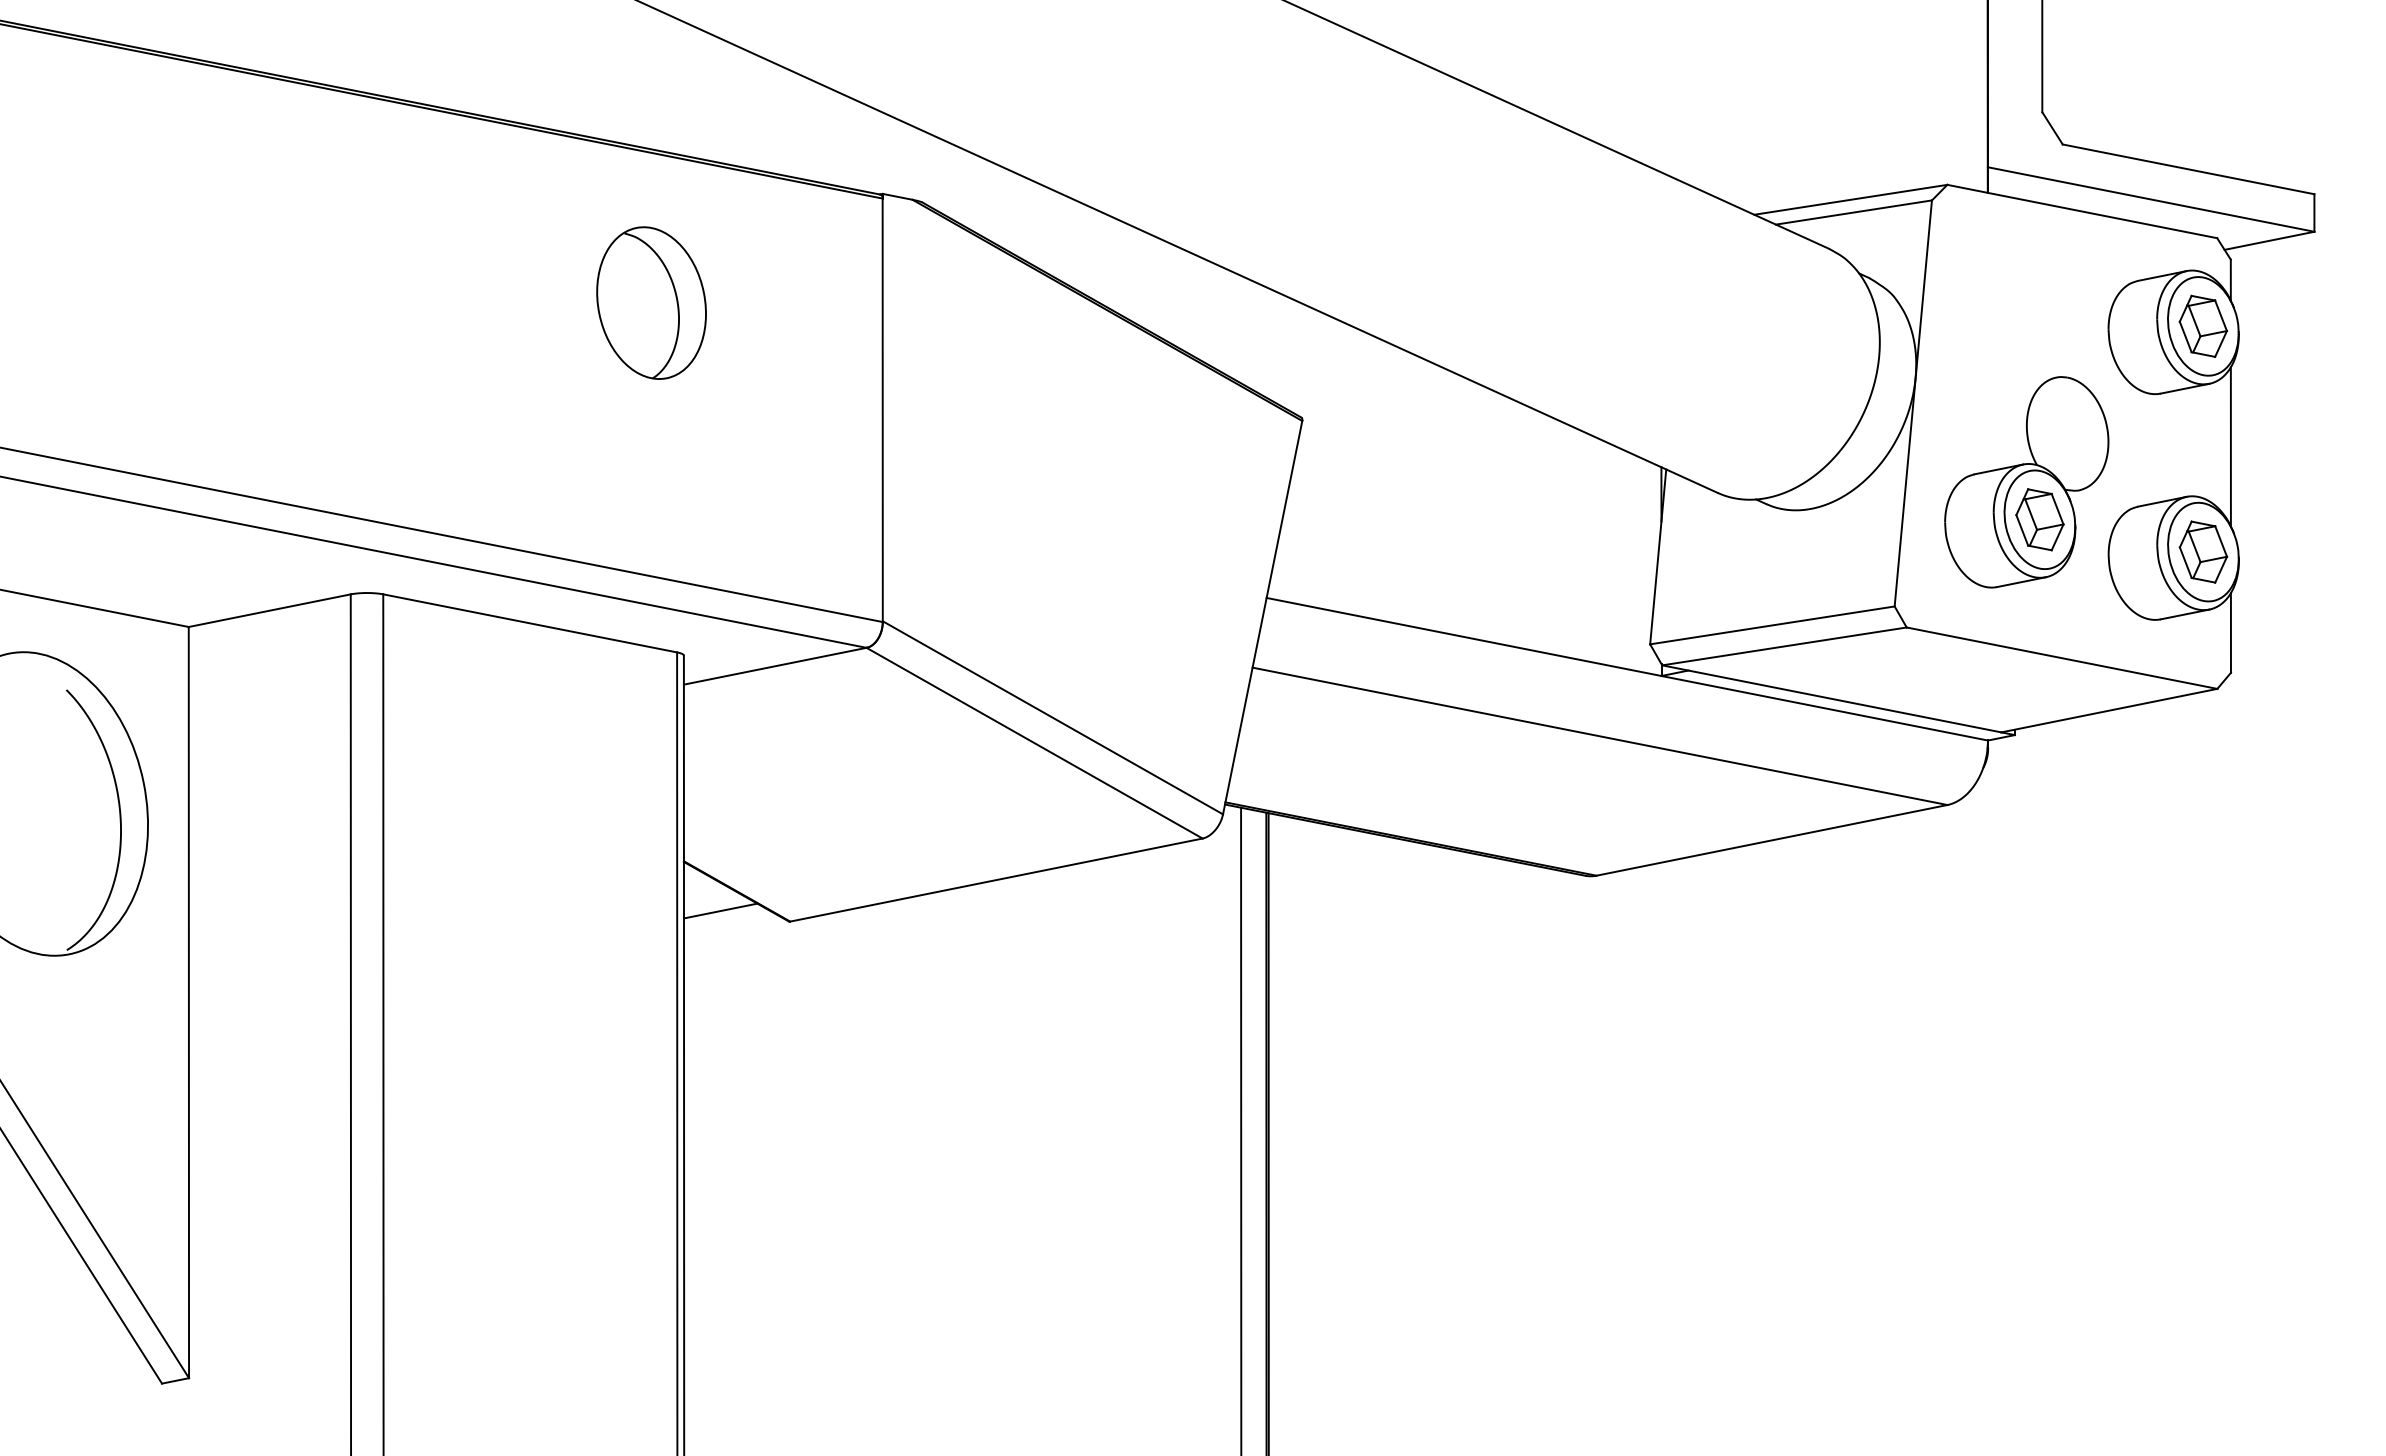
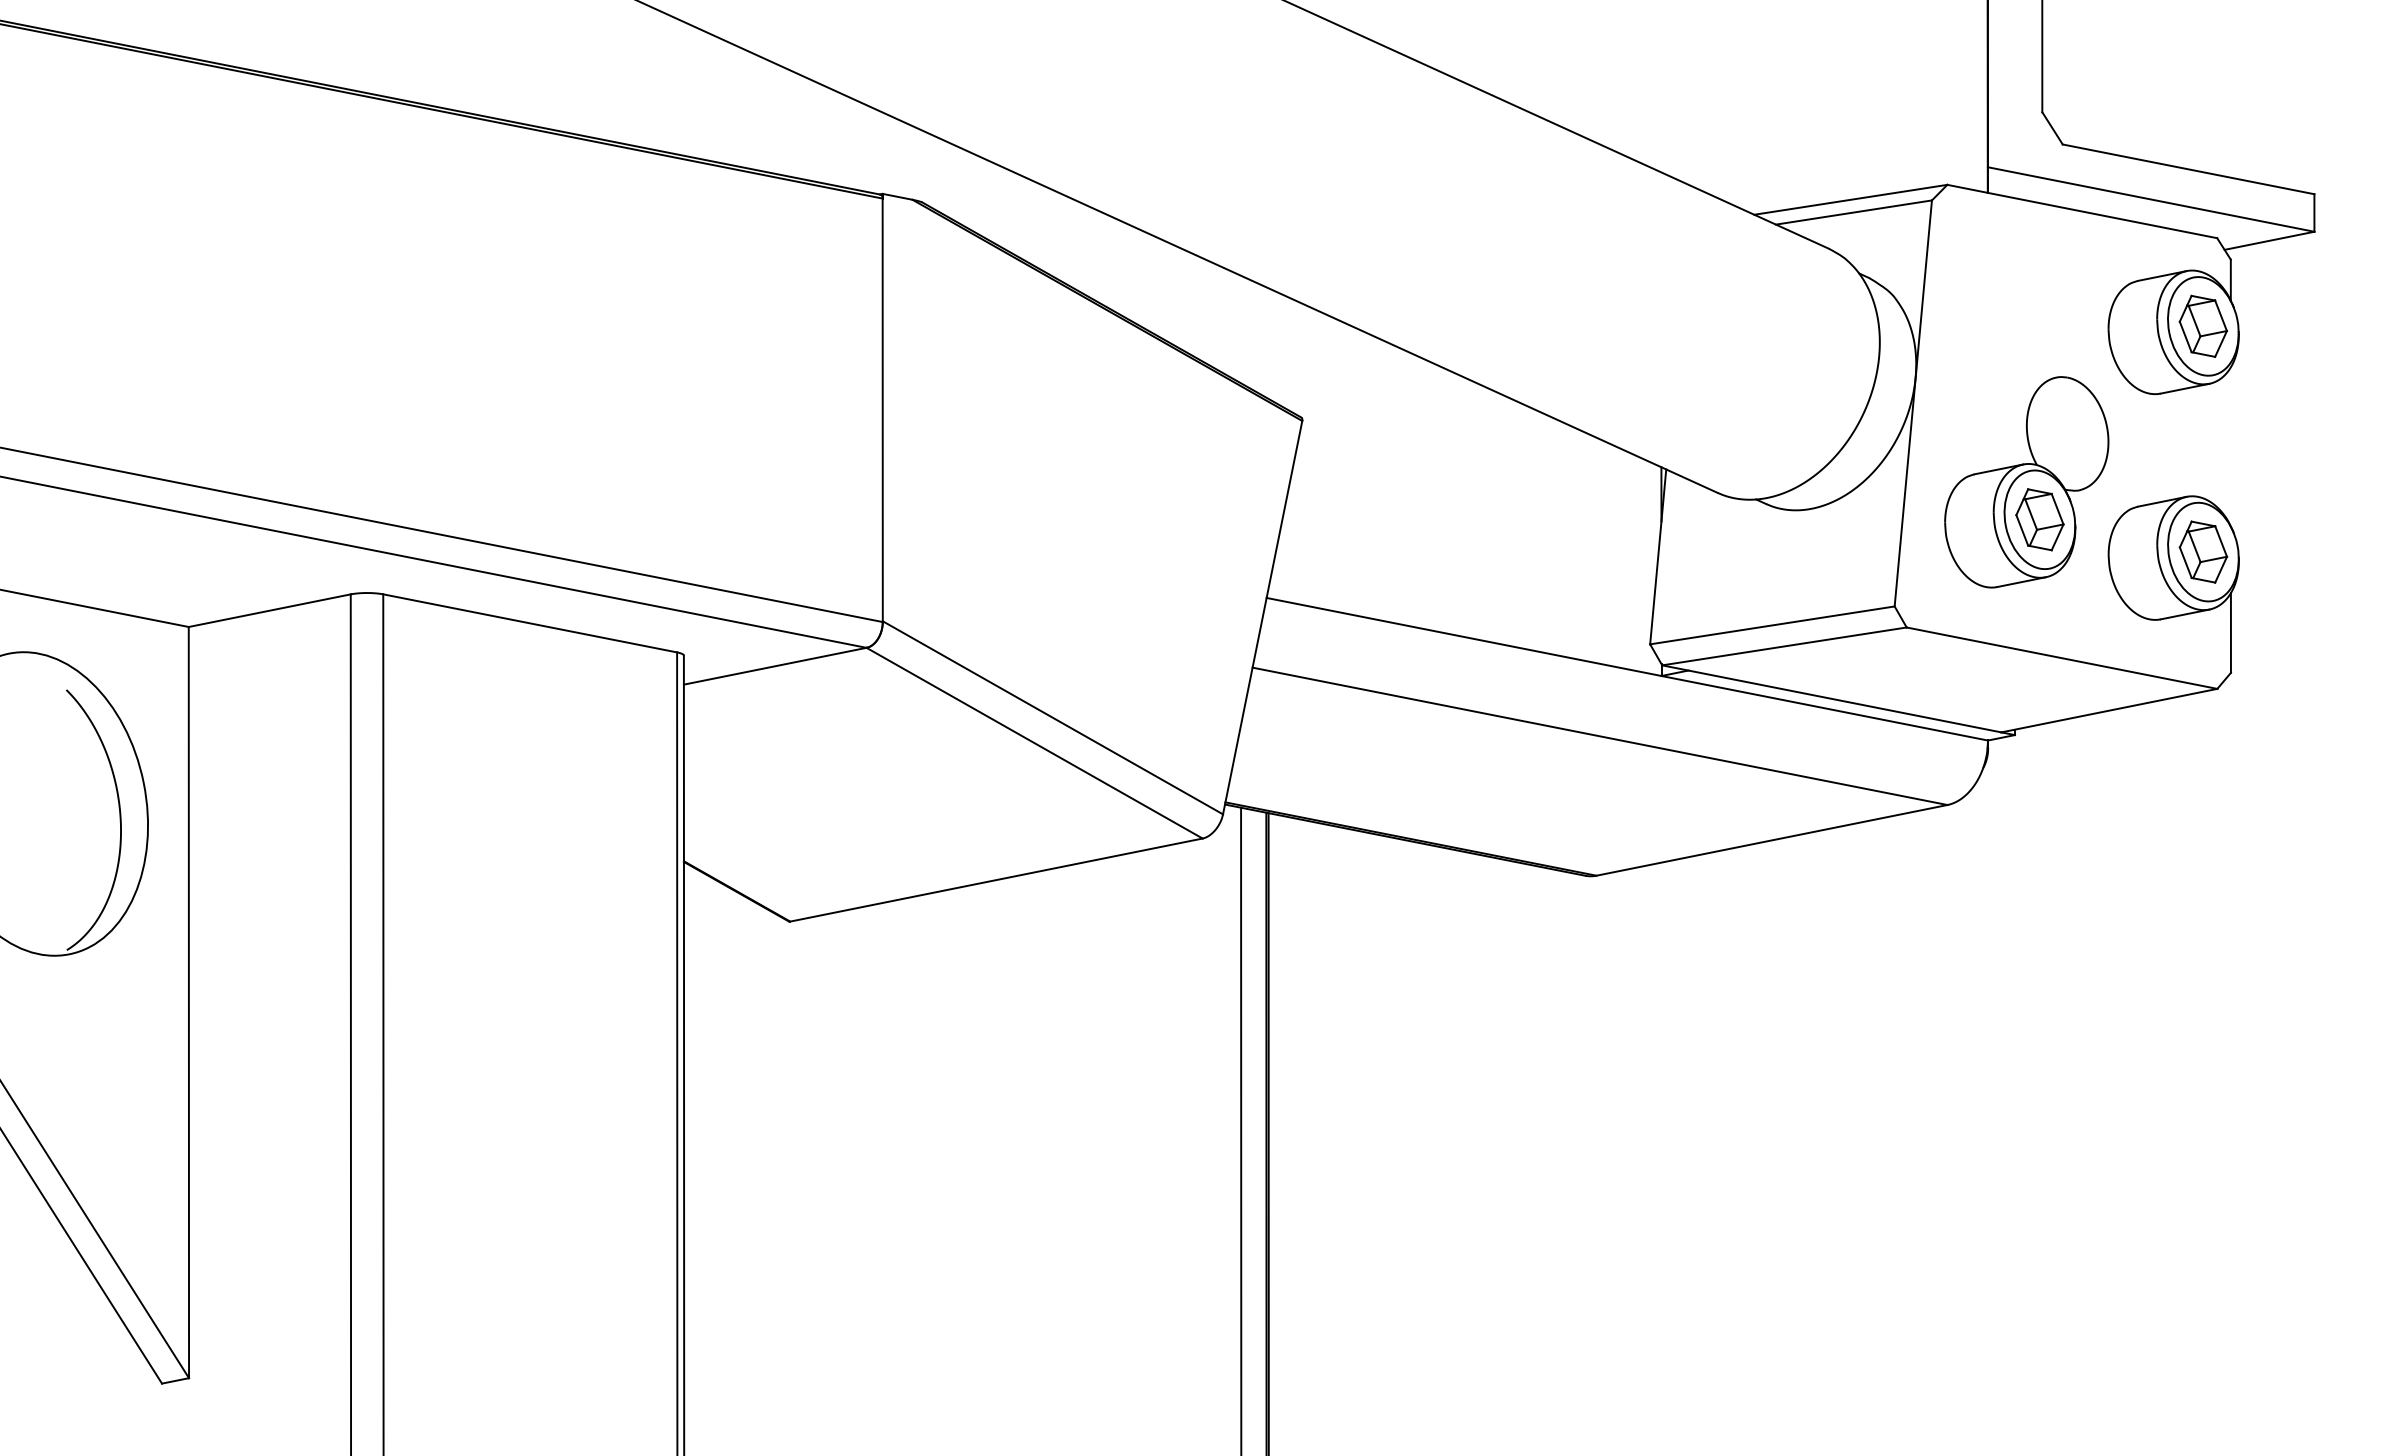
part: present -> none (651, 302)
line: present -> none (2230, 446)
line: present -> none (720, 910)
